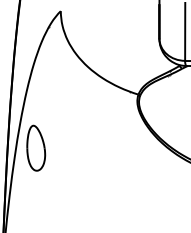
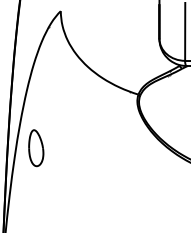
part size: 21x48 px -> 17x39 px (36, 148)
